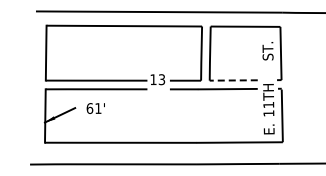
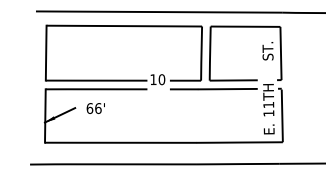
text: 13 -> 10 (161, 79)
line: dashed -> solid (233, 80)
text: 61' -> 66' (98, 108)
